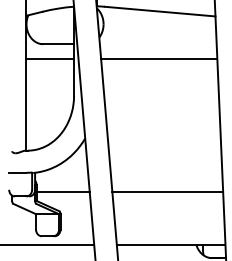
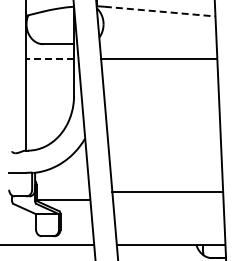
line: solid -> dashed (160, 11)
line: solid -> dashed (50, 59)
line position: (62, 191) -> (62, 199) (62, 199)
